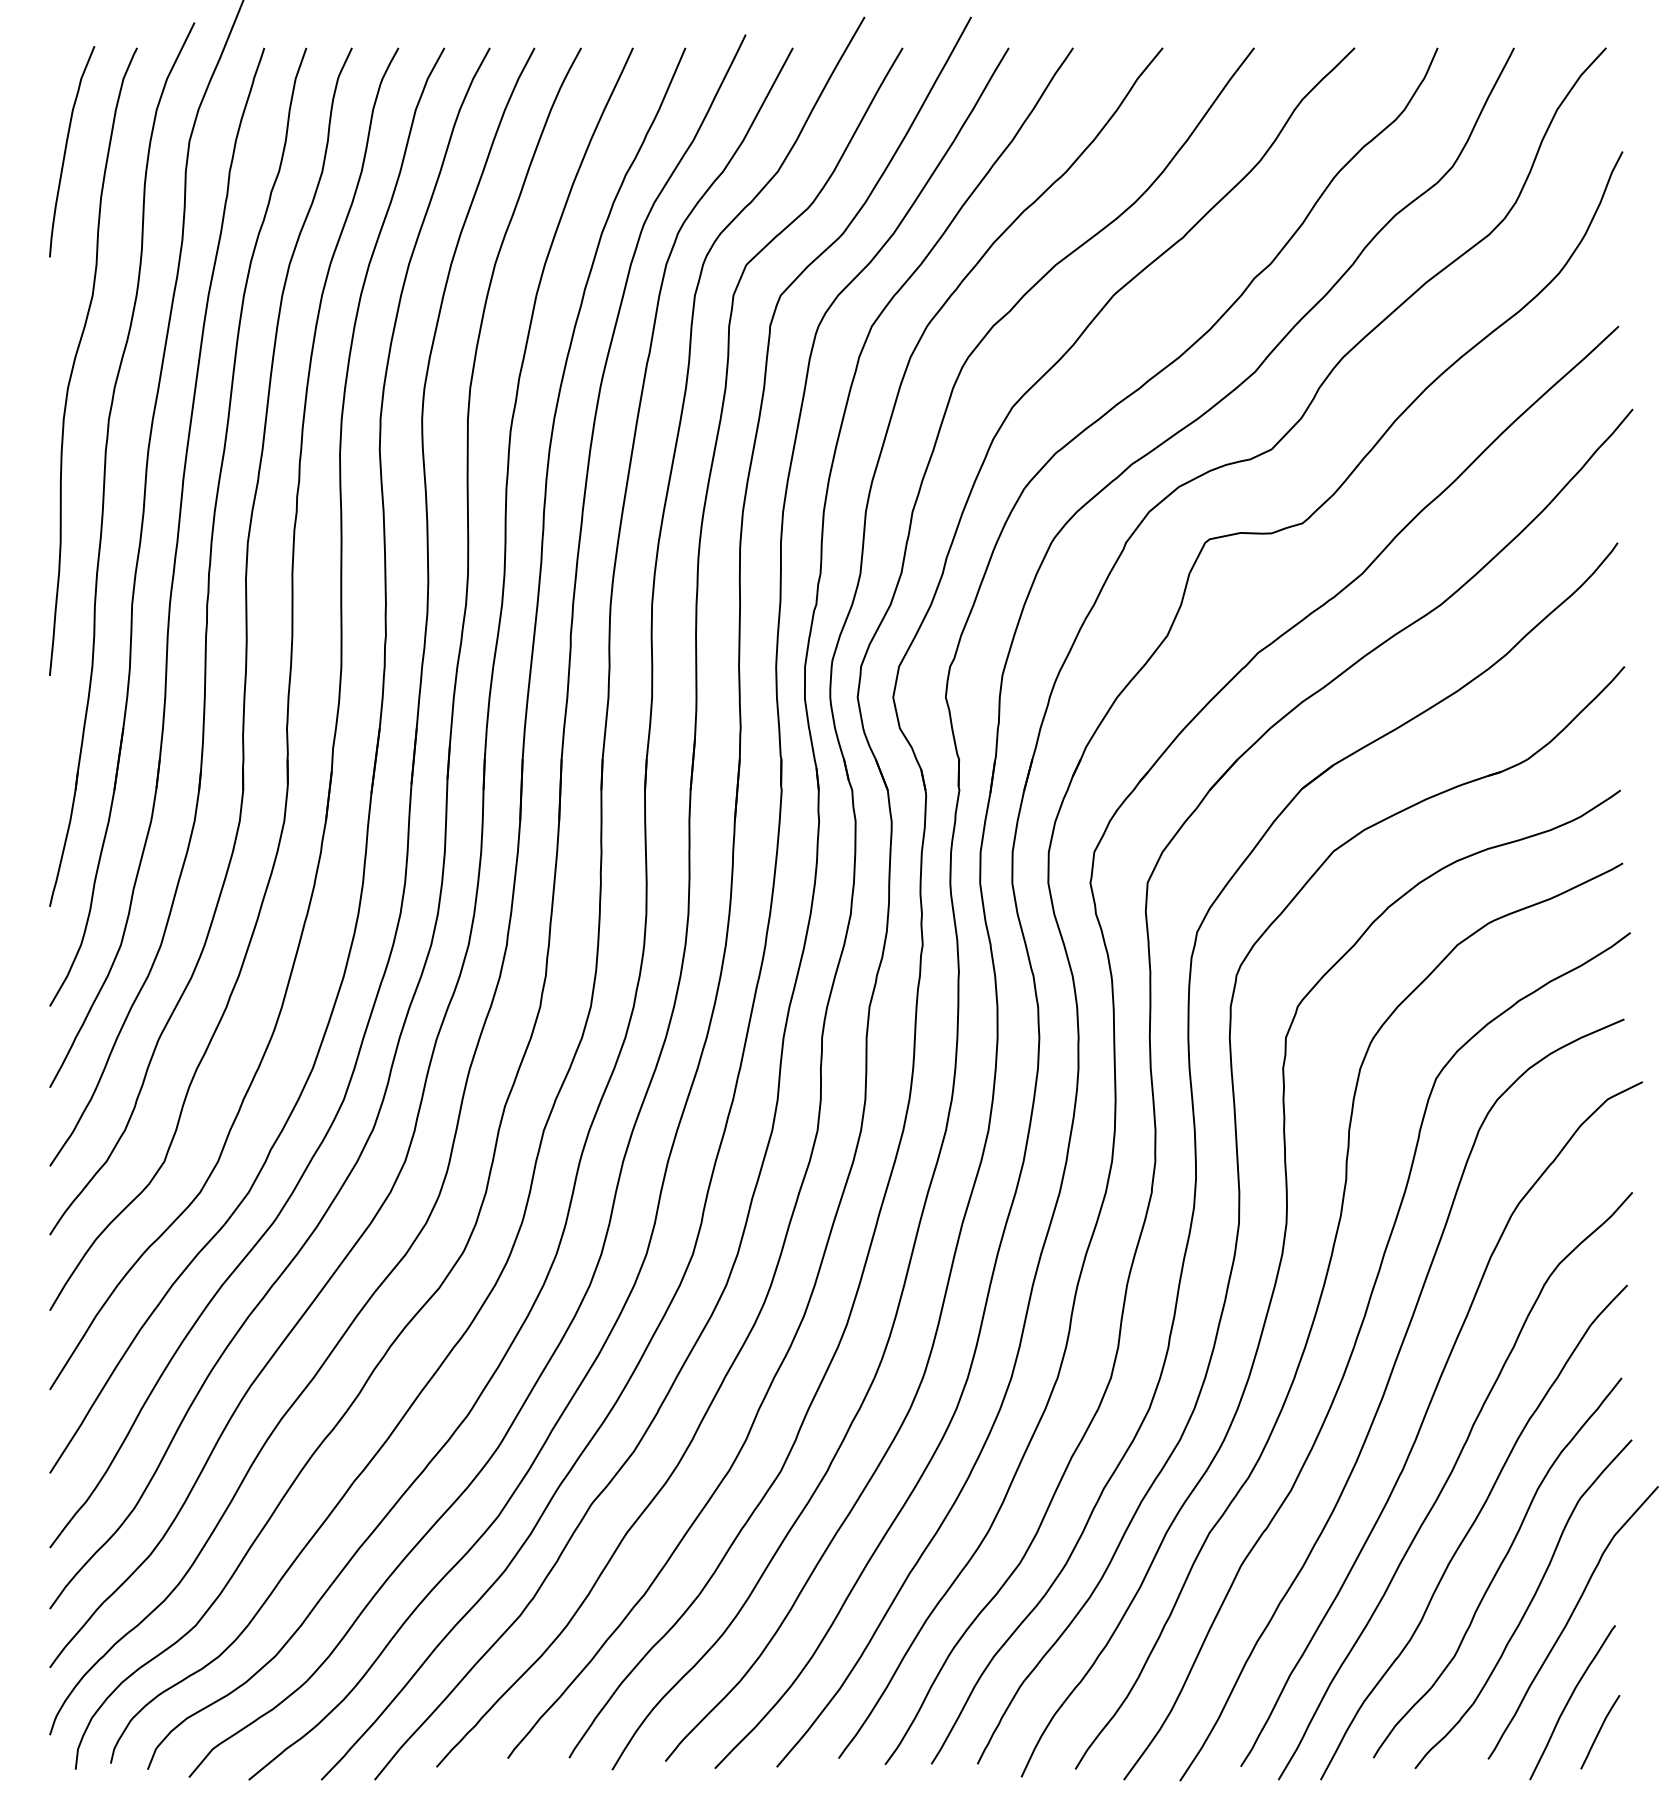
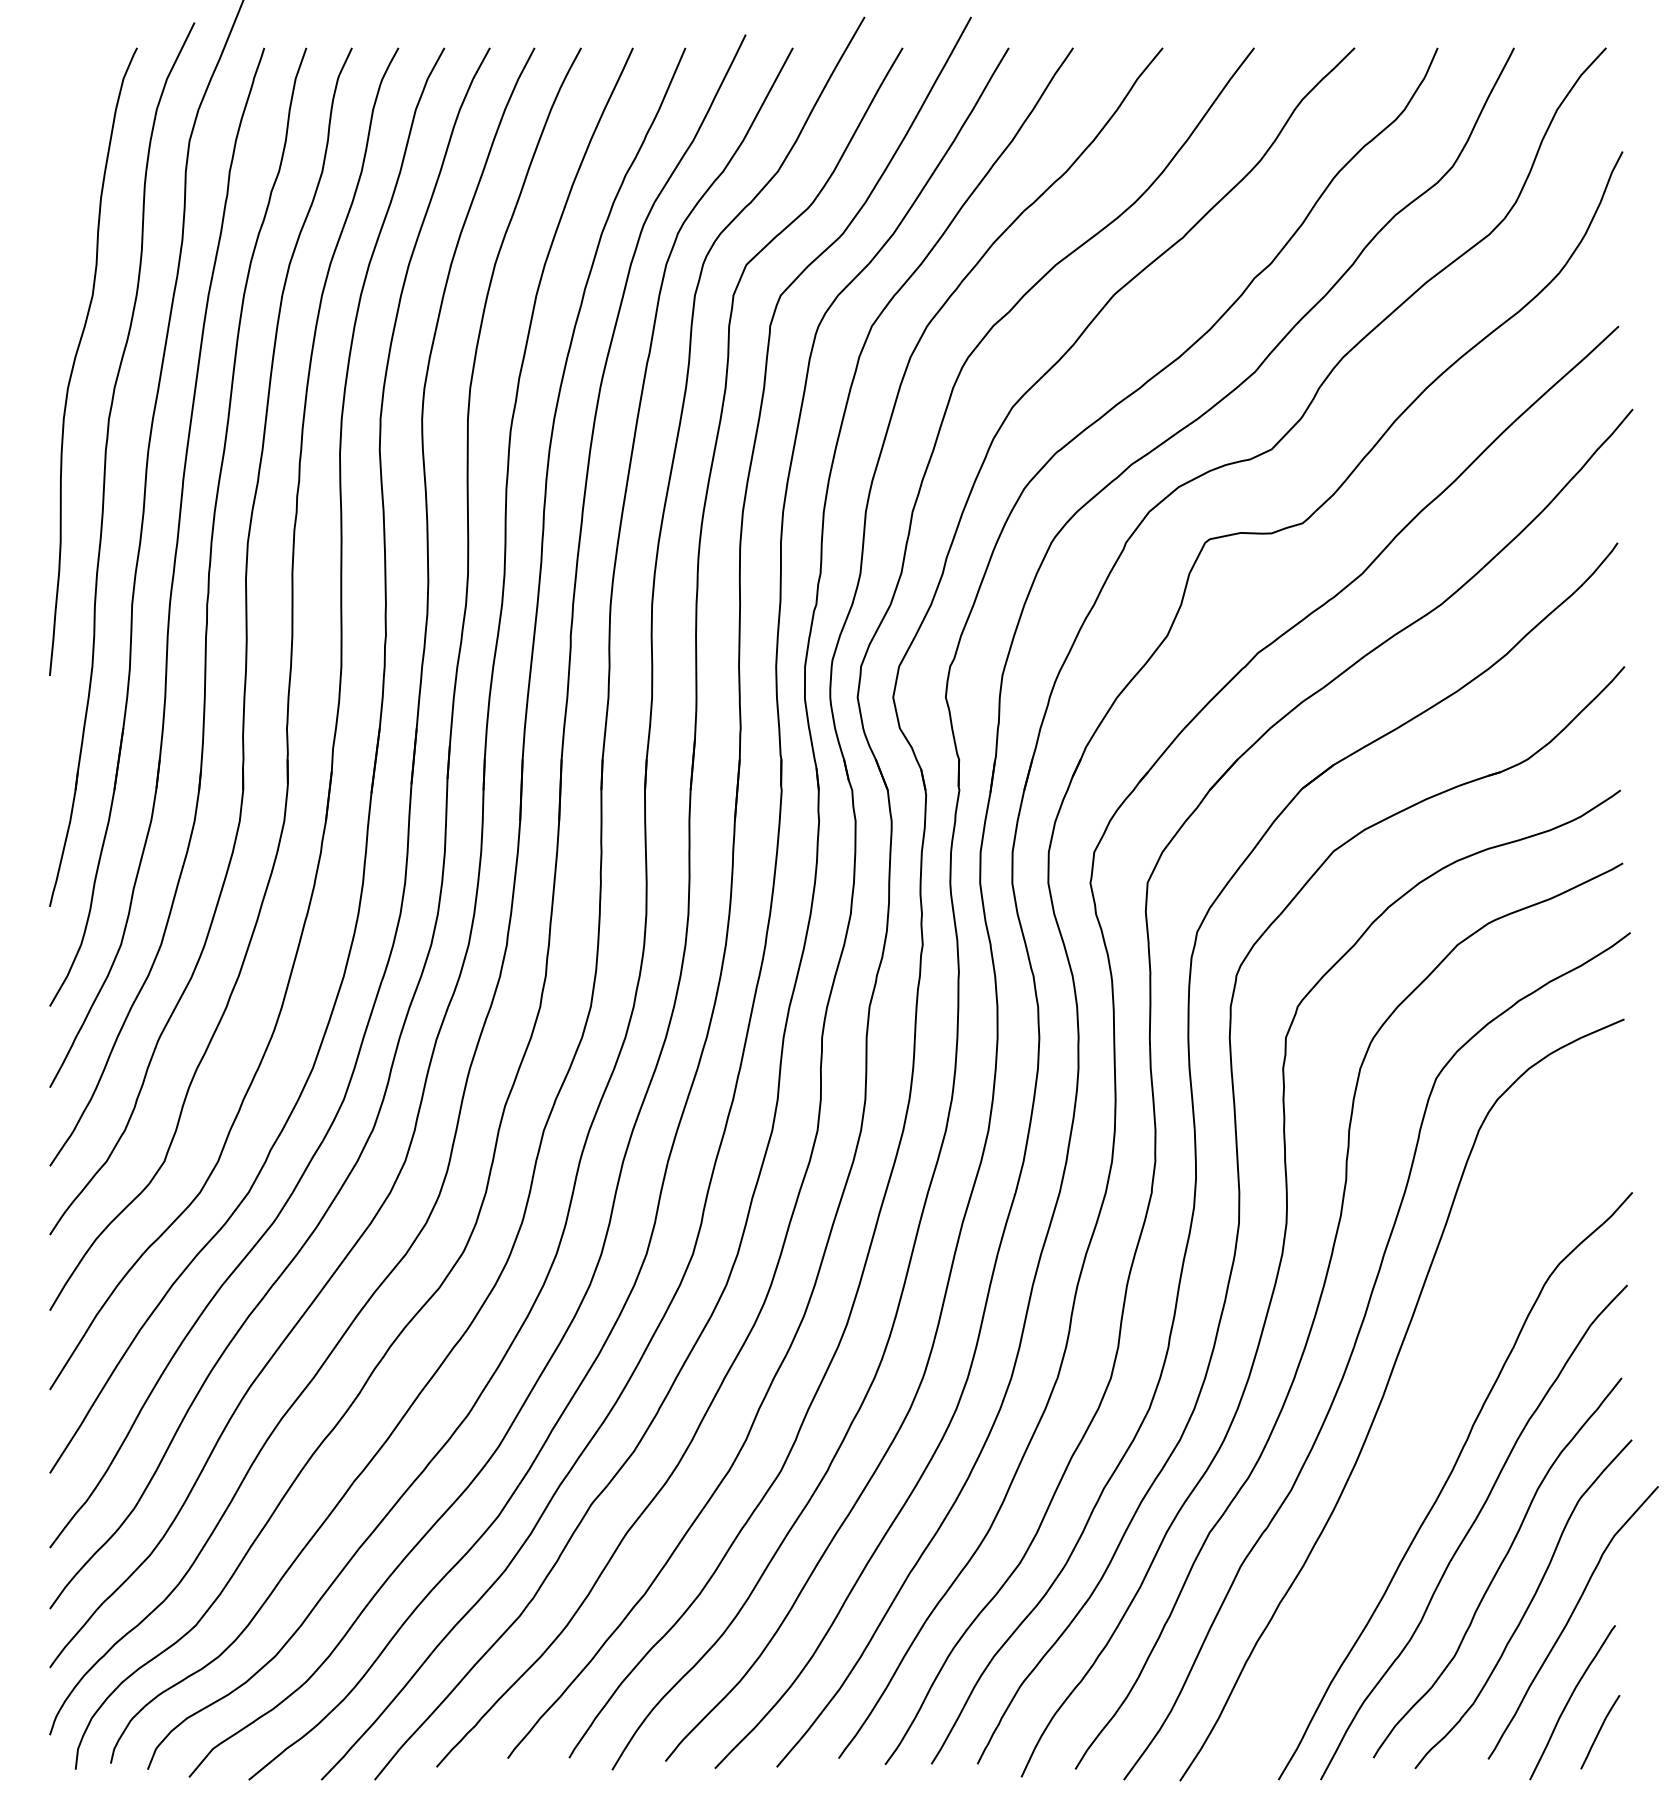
curve: present -> none (66, 151)
curve: present -> none (1426, 1415)
